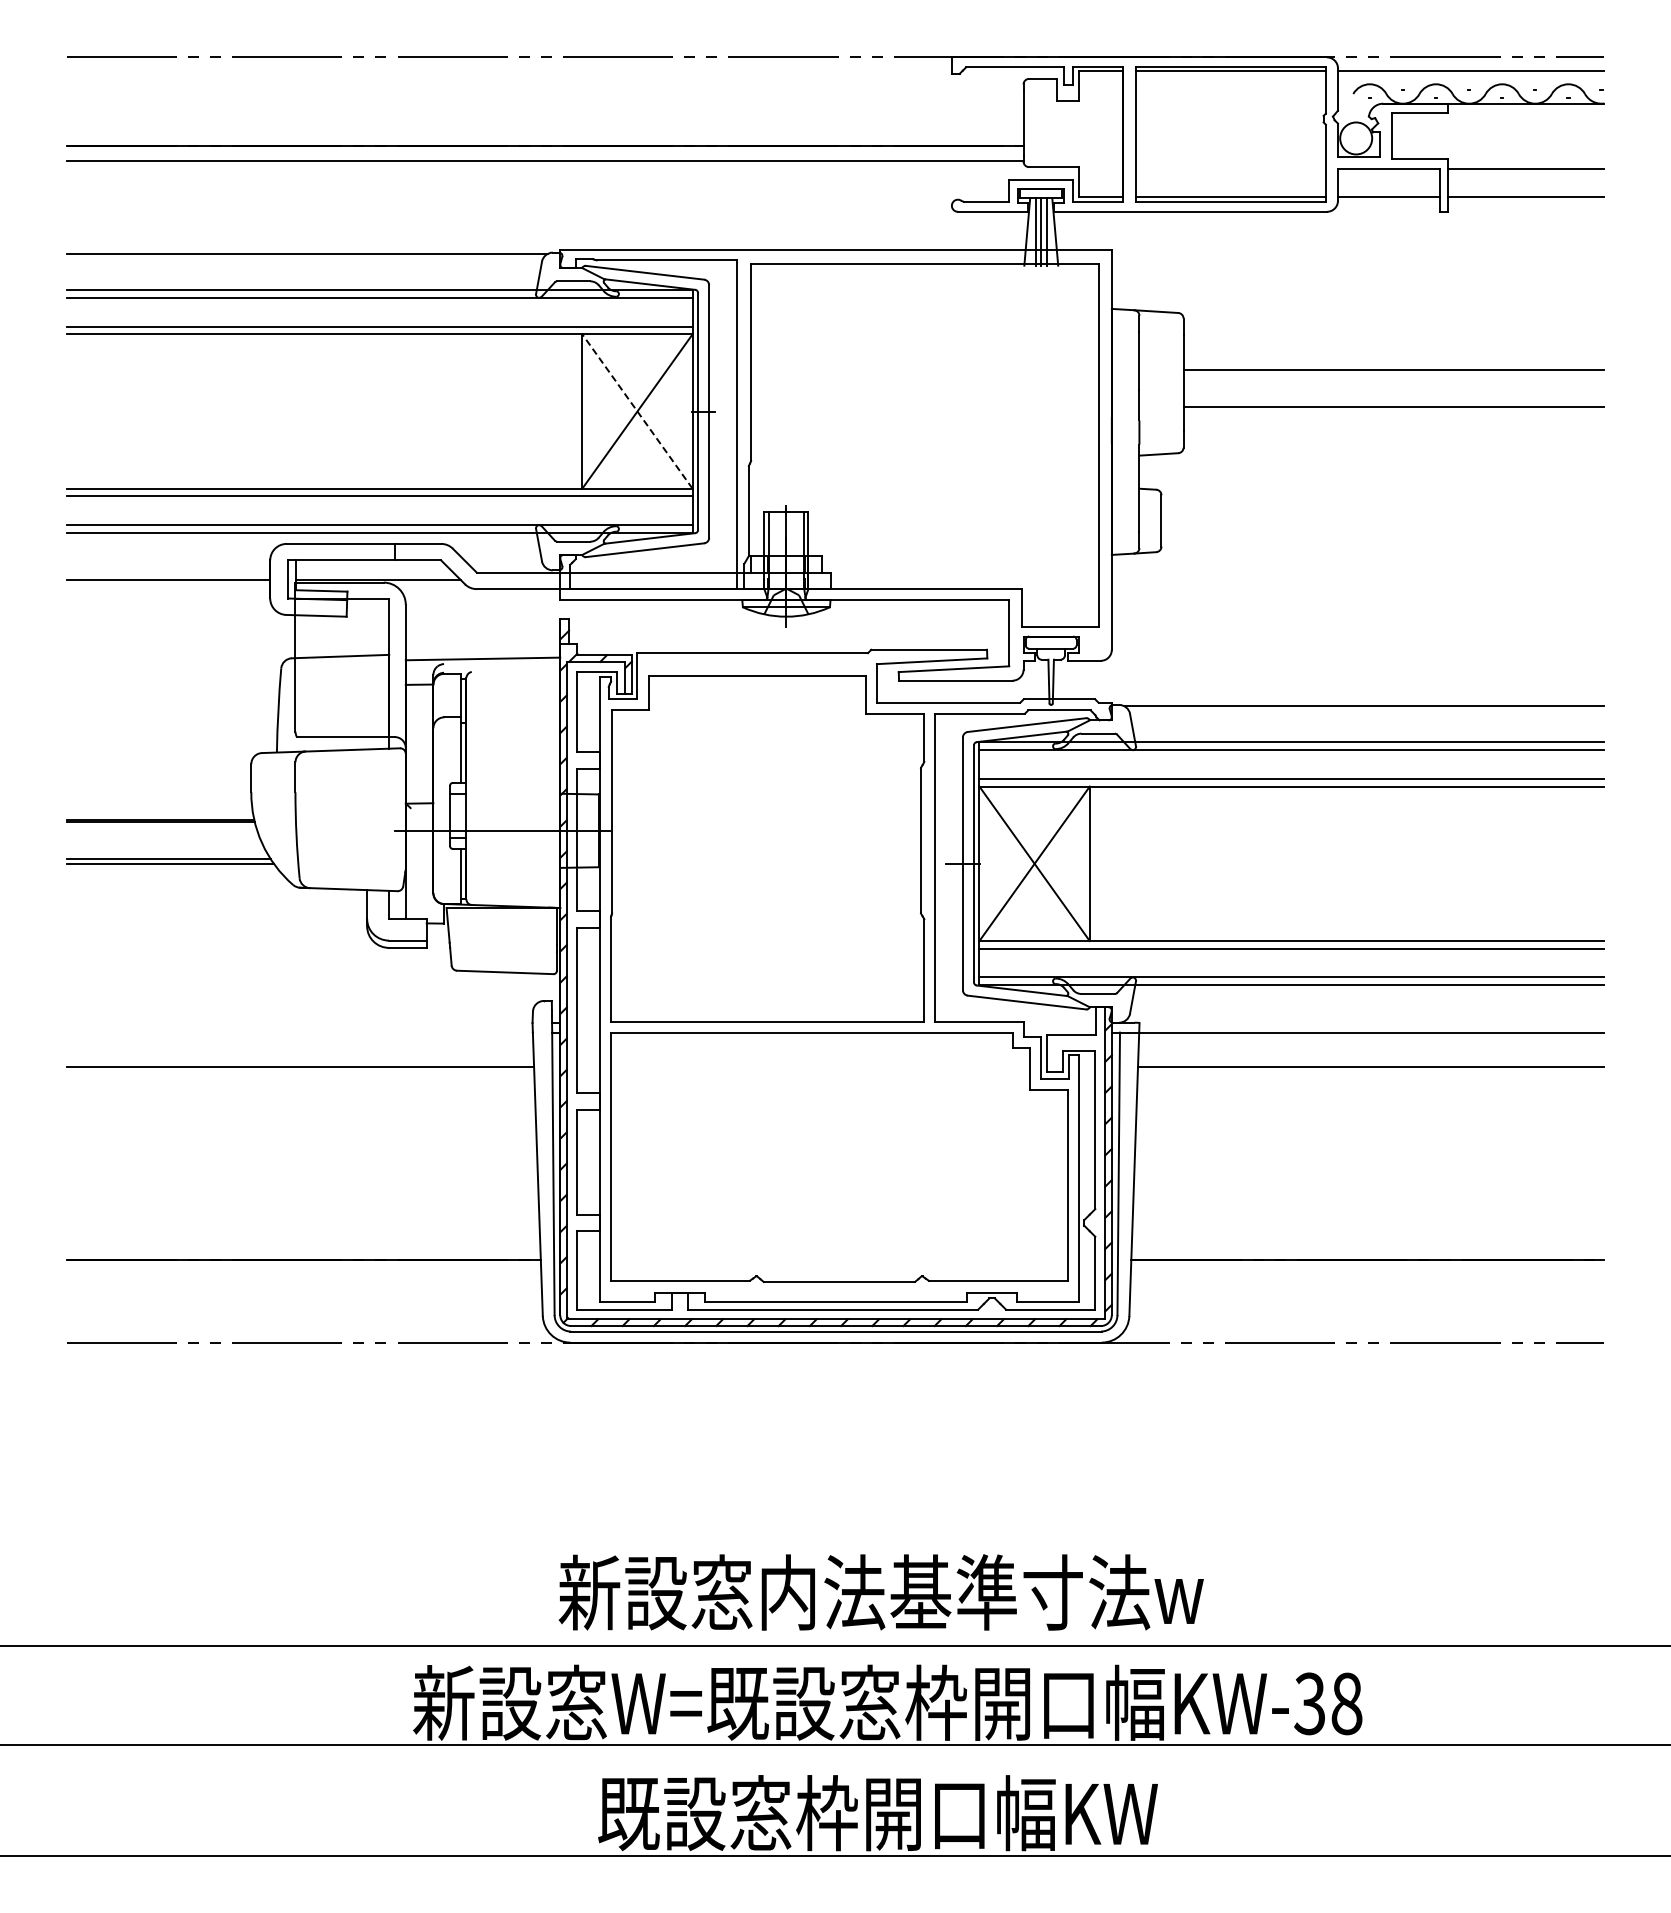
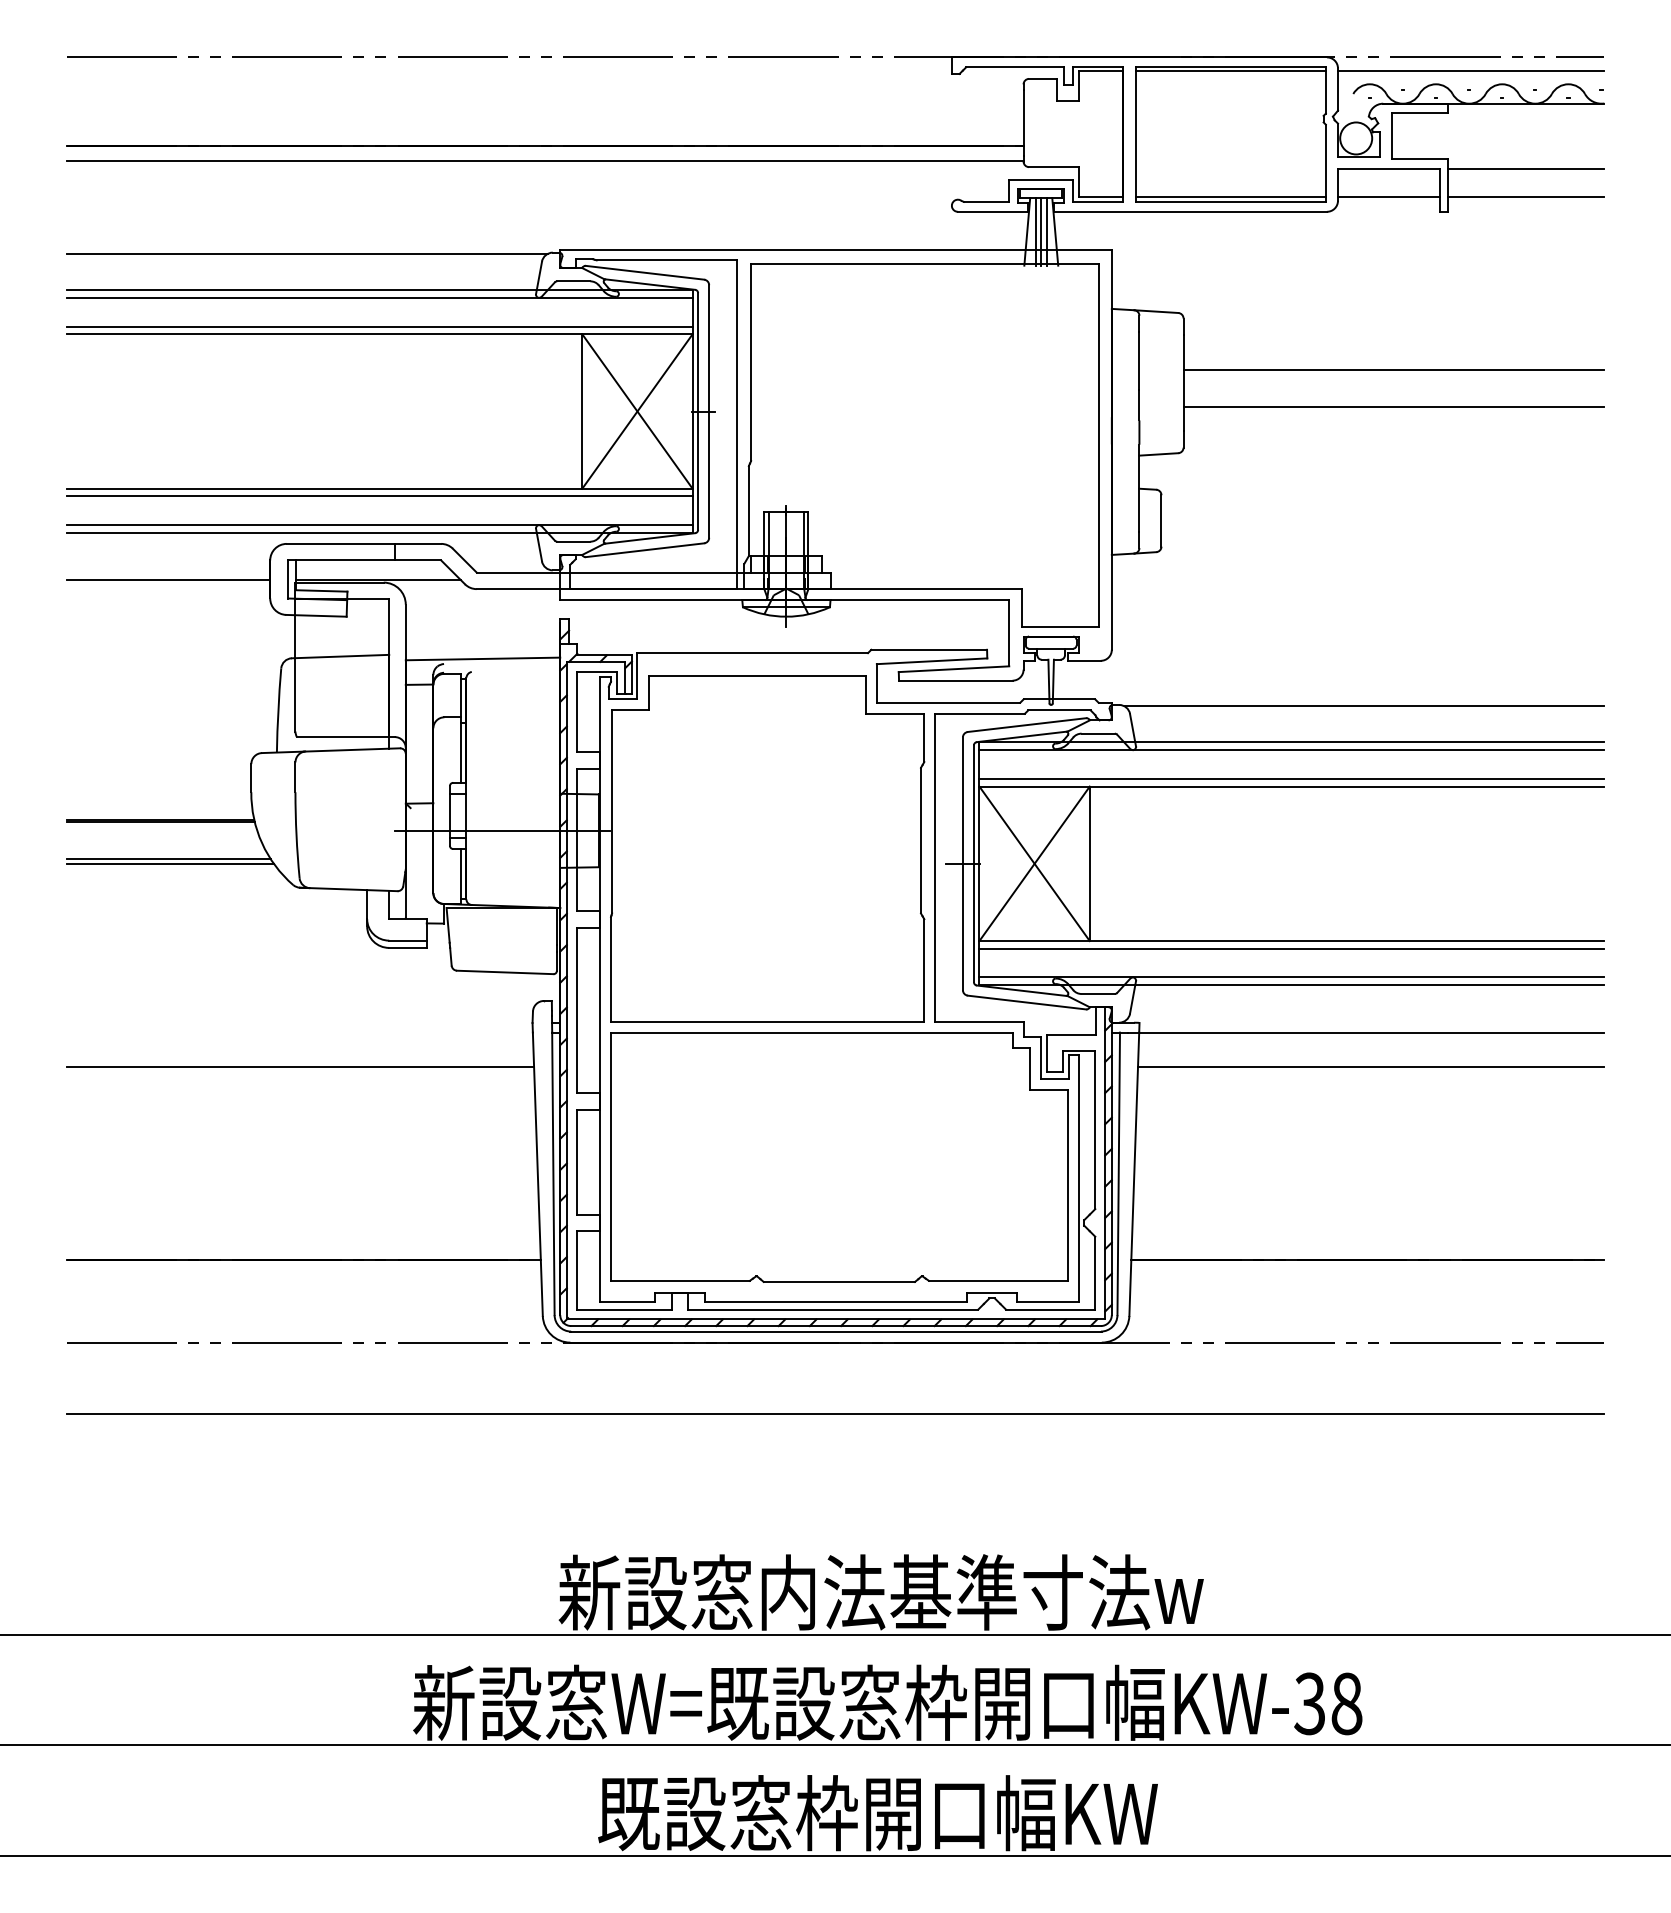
line: dashed -> solid (637, 411)
line: none -> present (835, 1414)
line position: (834, 1645) -> (834, 1634) (834, 1634)
